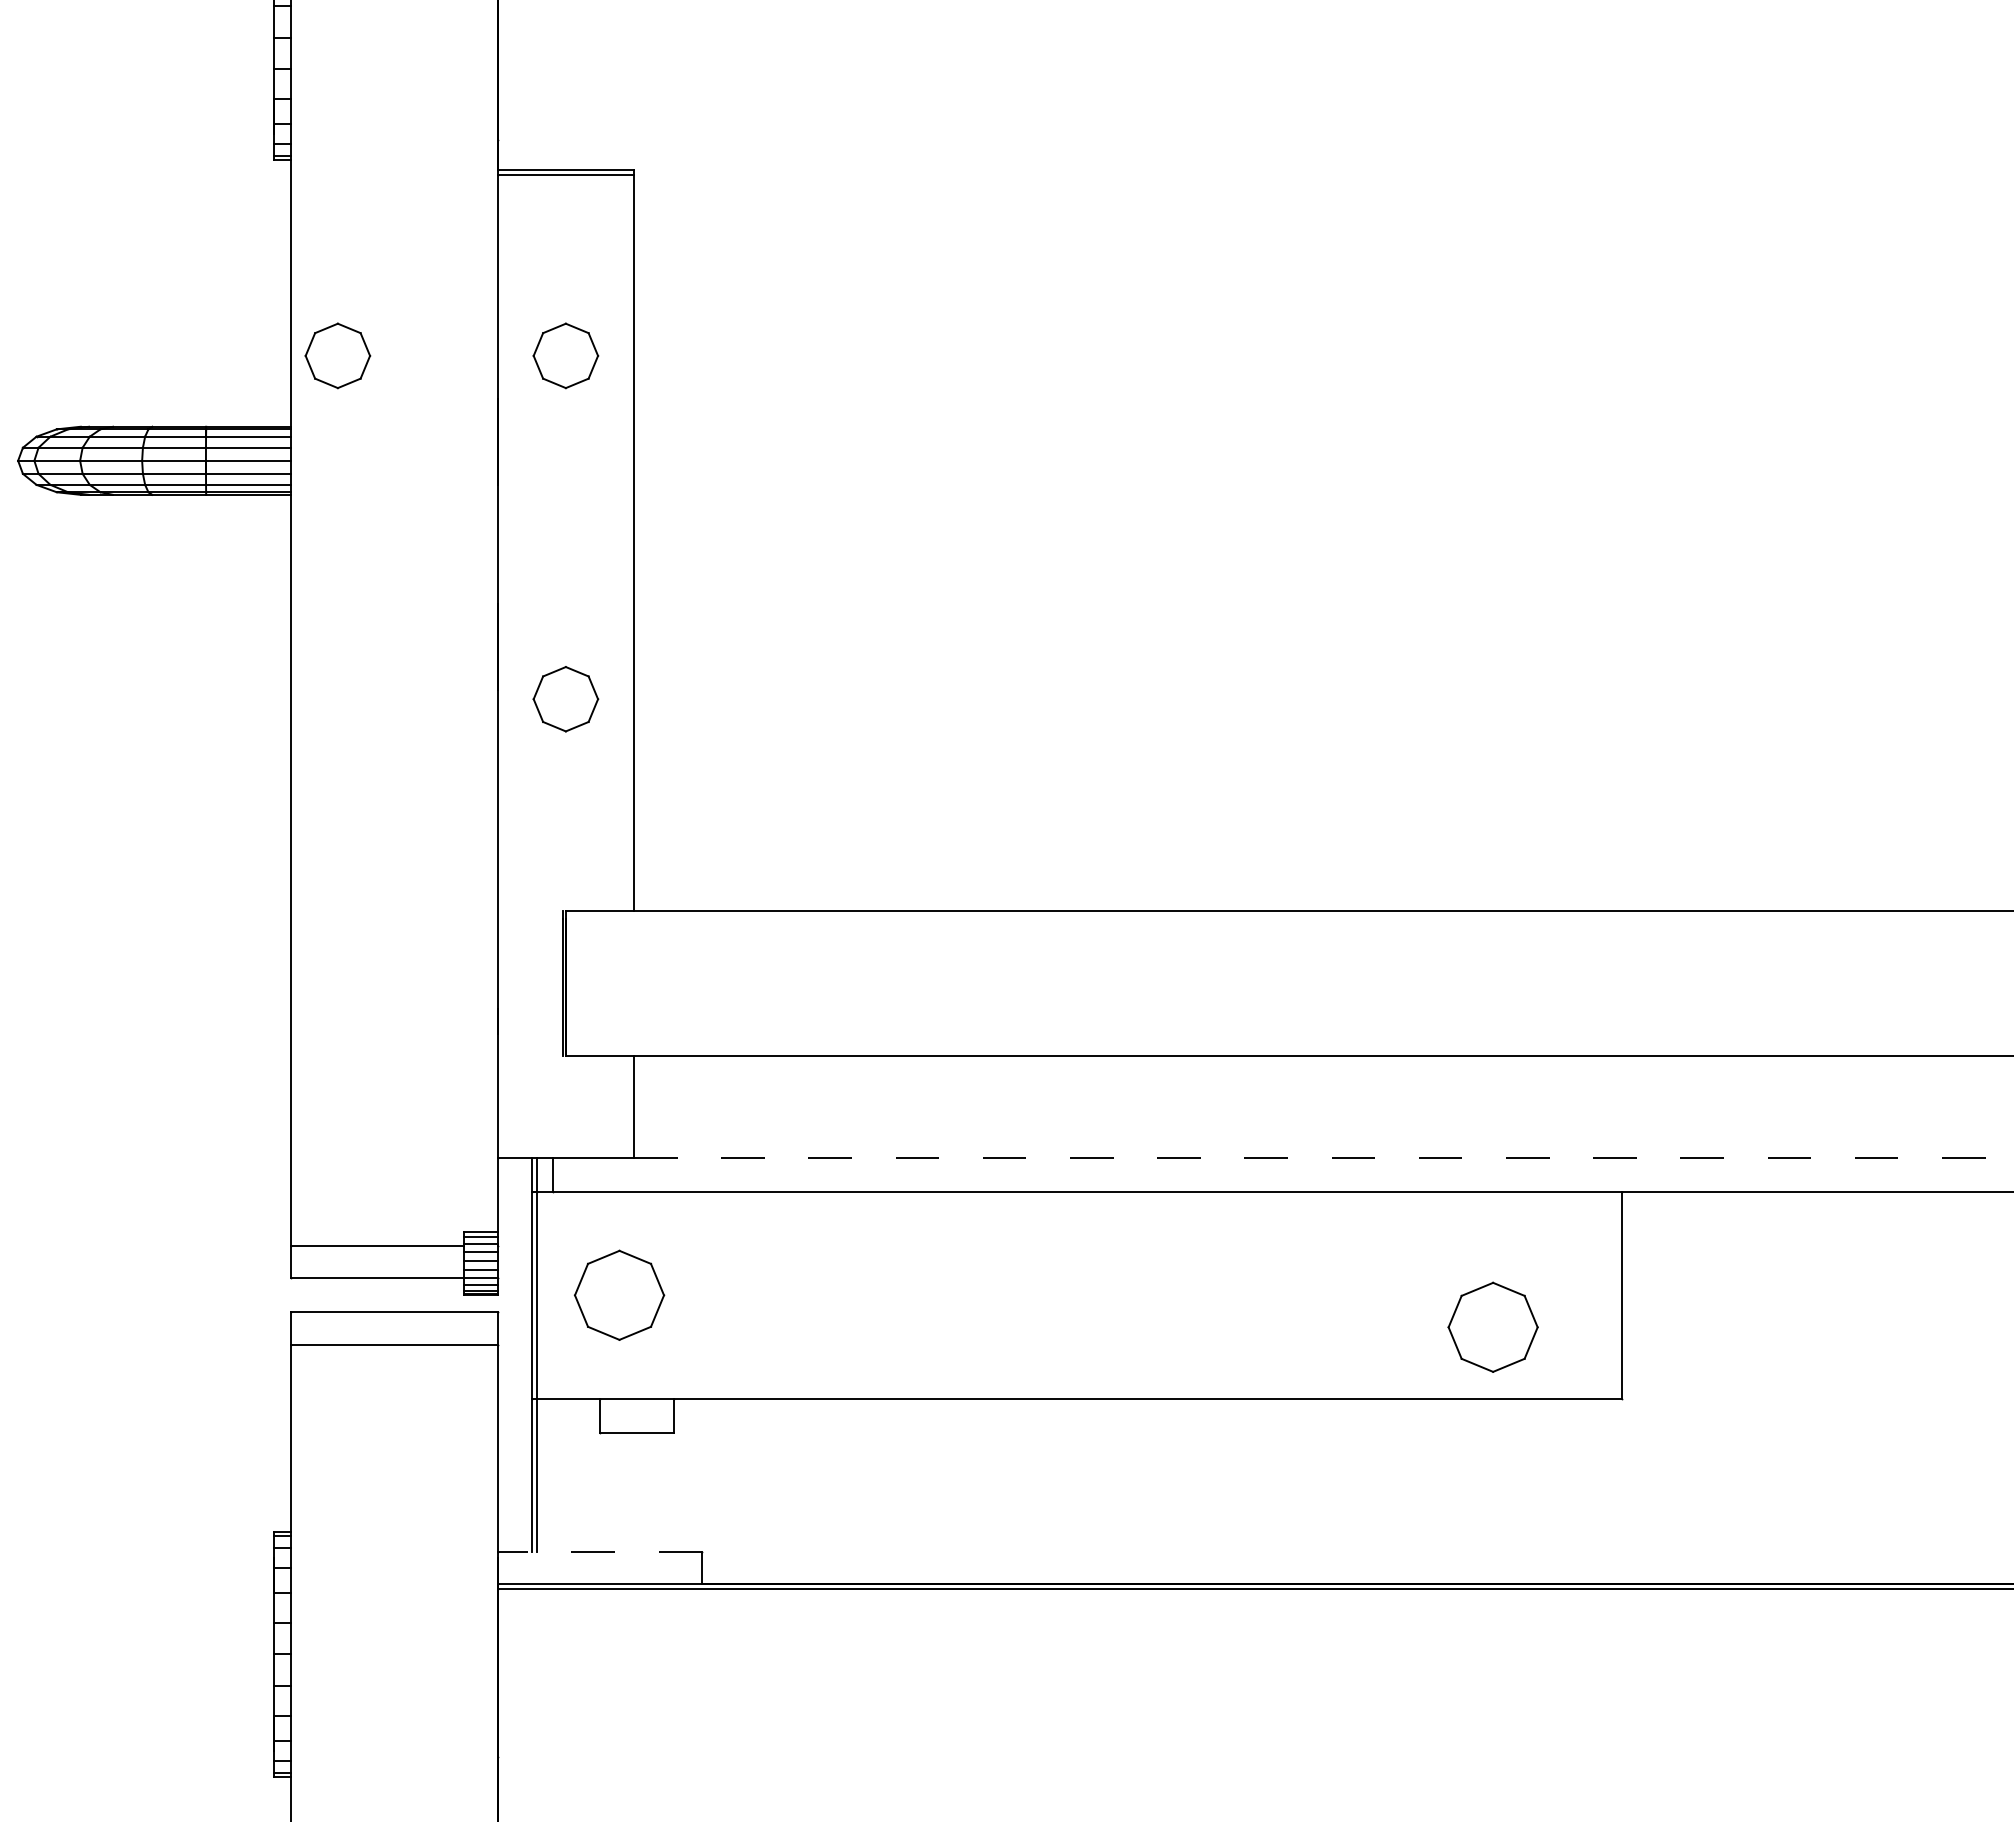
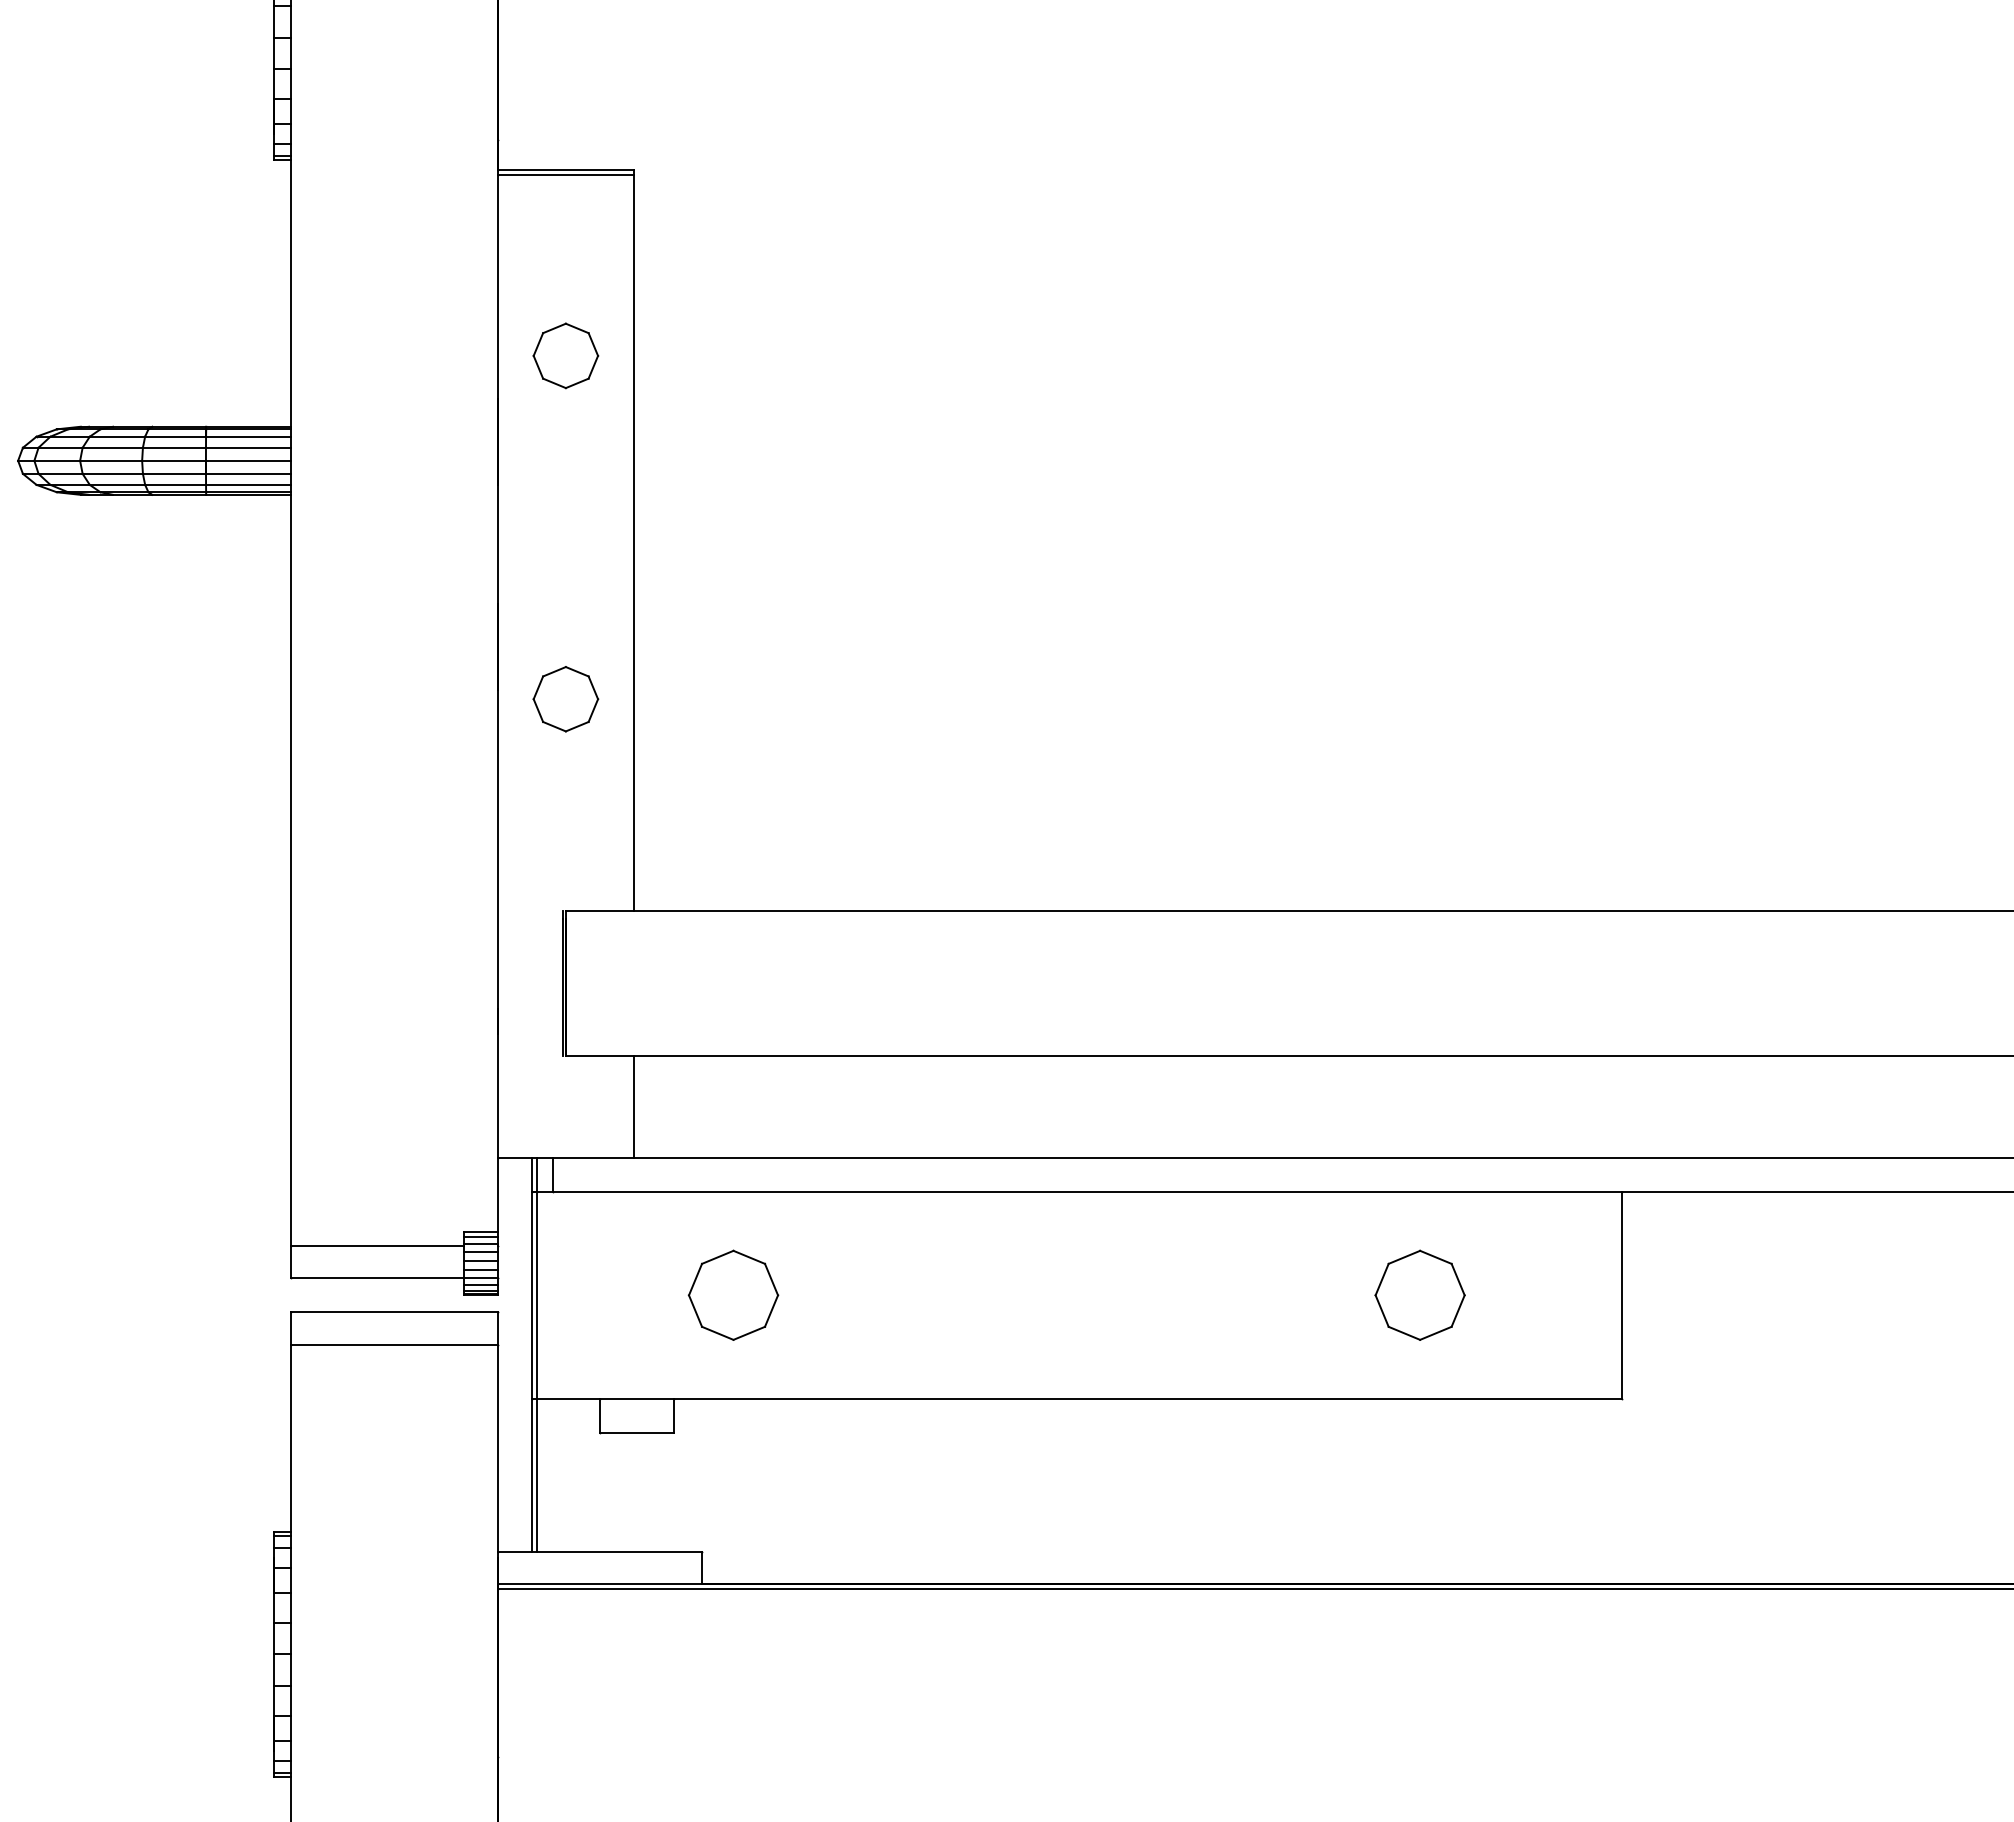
part: present -> none (337, 355)
line: dashed -> solid (1323, 1157)
part position: (619, 1294) -> (733, 1294) (733, 1294)
part position: (1492, 1326) -> (1419, 1294) (1419, 1294)
line: dashed -> solid (599, 1552)
